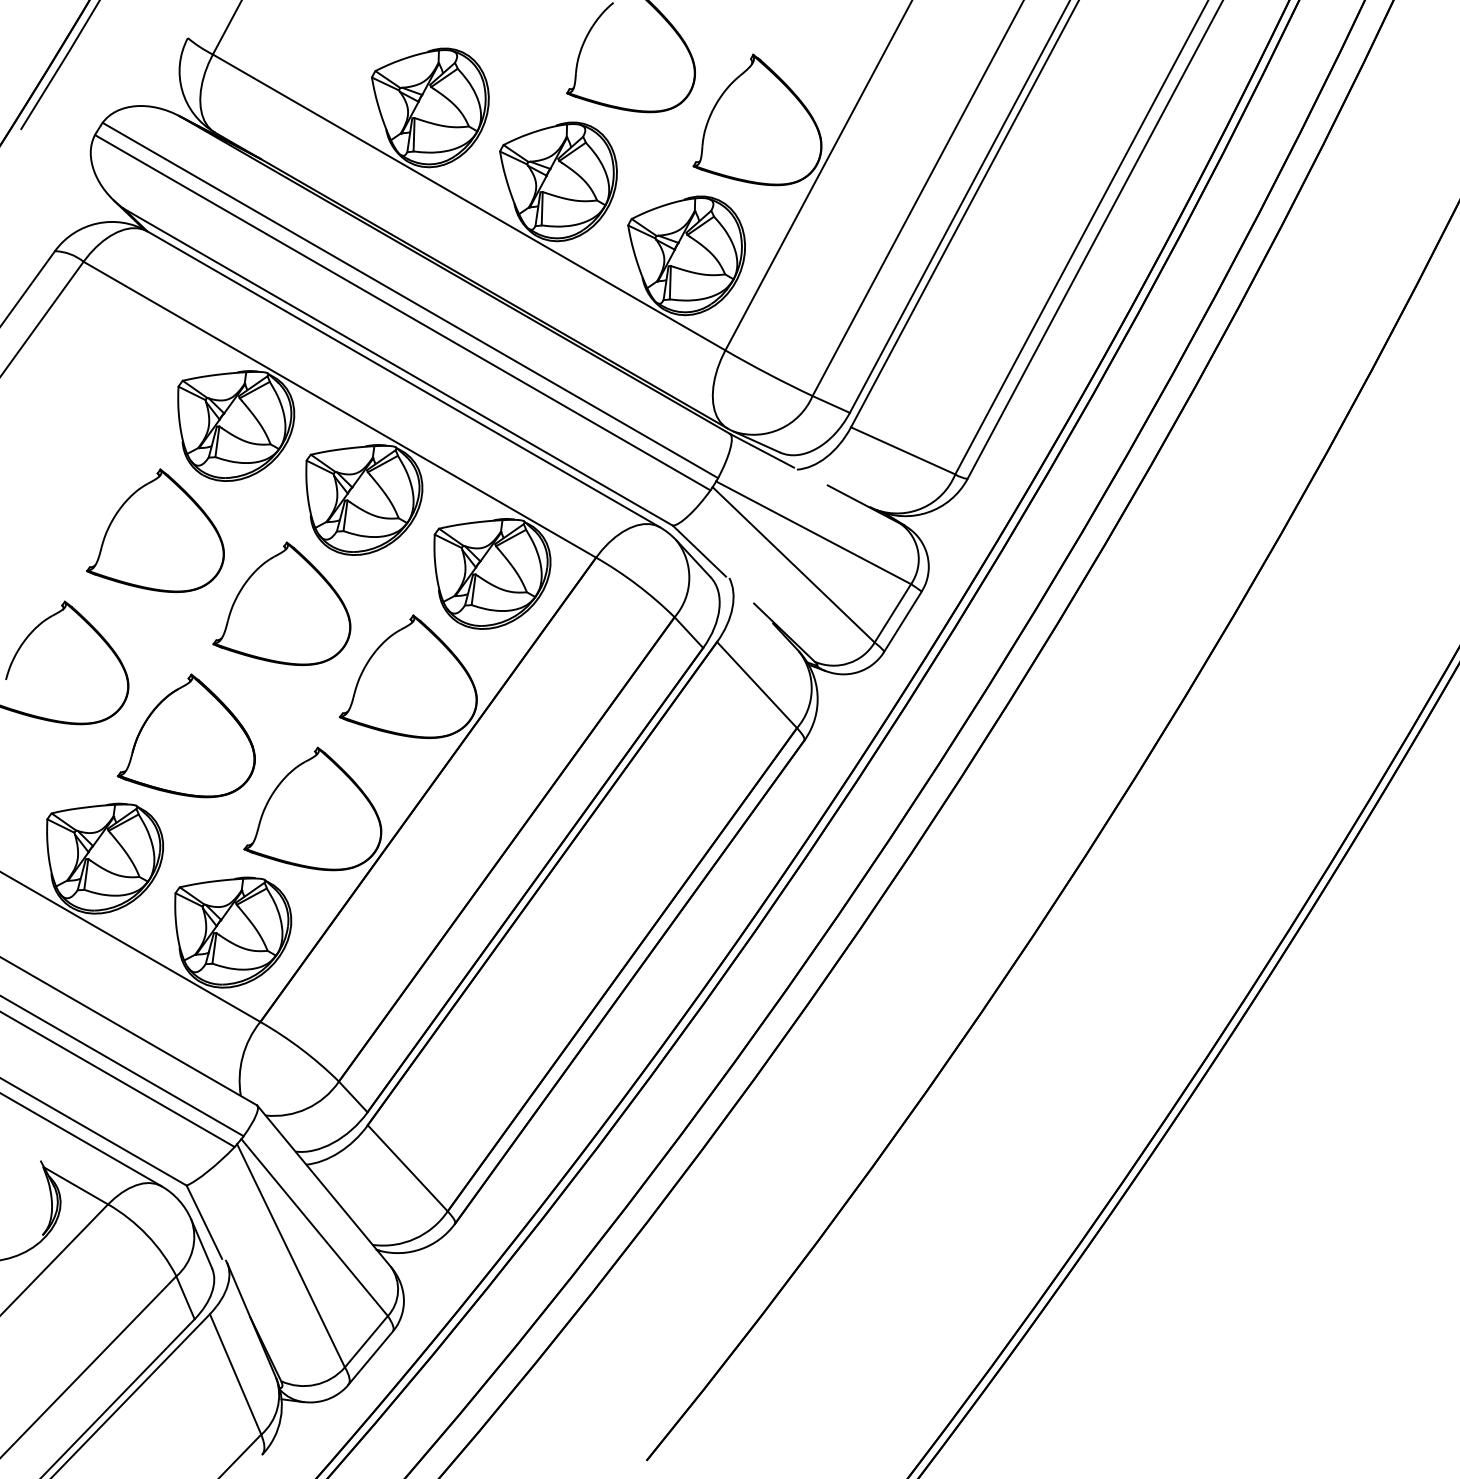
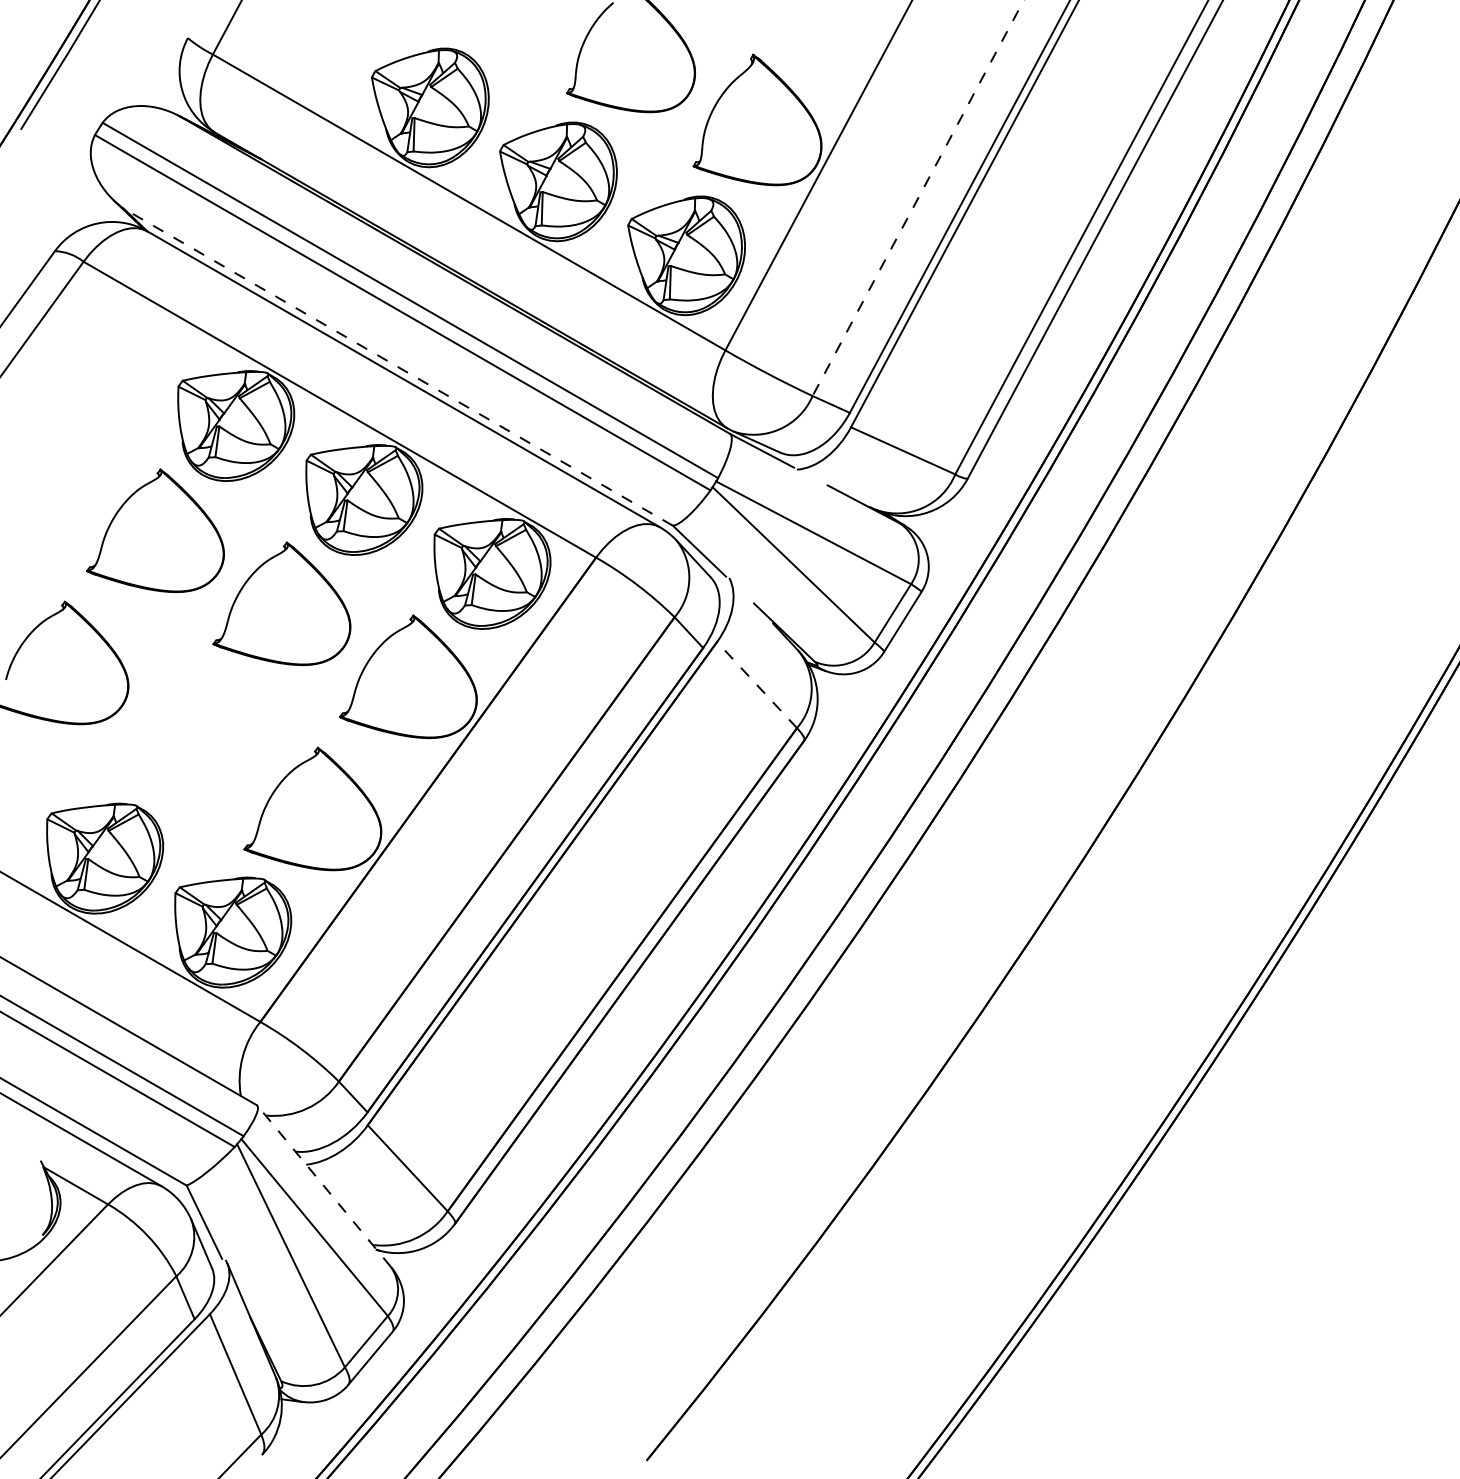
line: solid -> dashed (917, 198)
line: solid -> dashed (397, 366)
line: solid -> dashed (757, 685)
part: present -> none (185, 735)
line: solid -> dashed (324, 1186)
